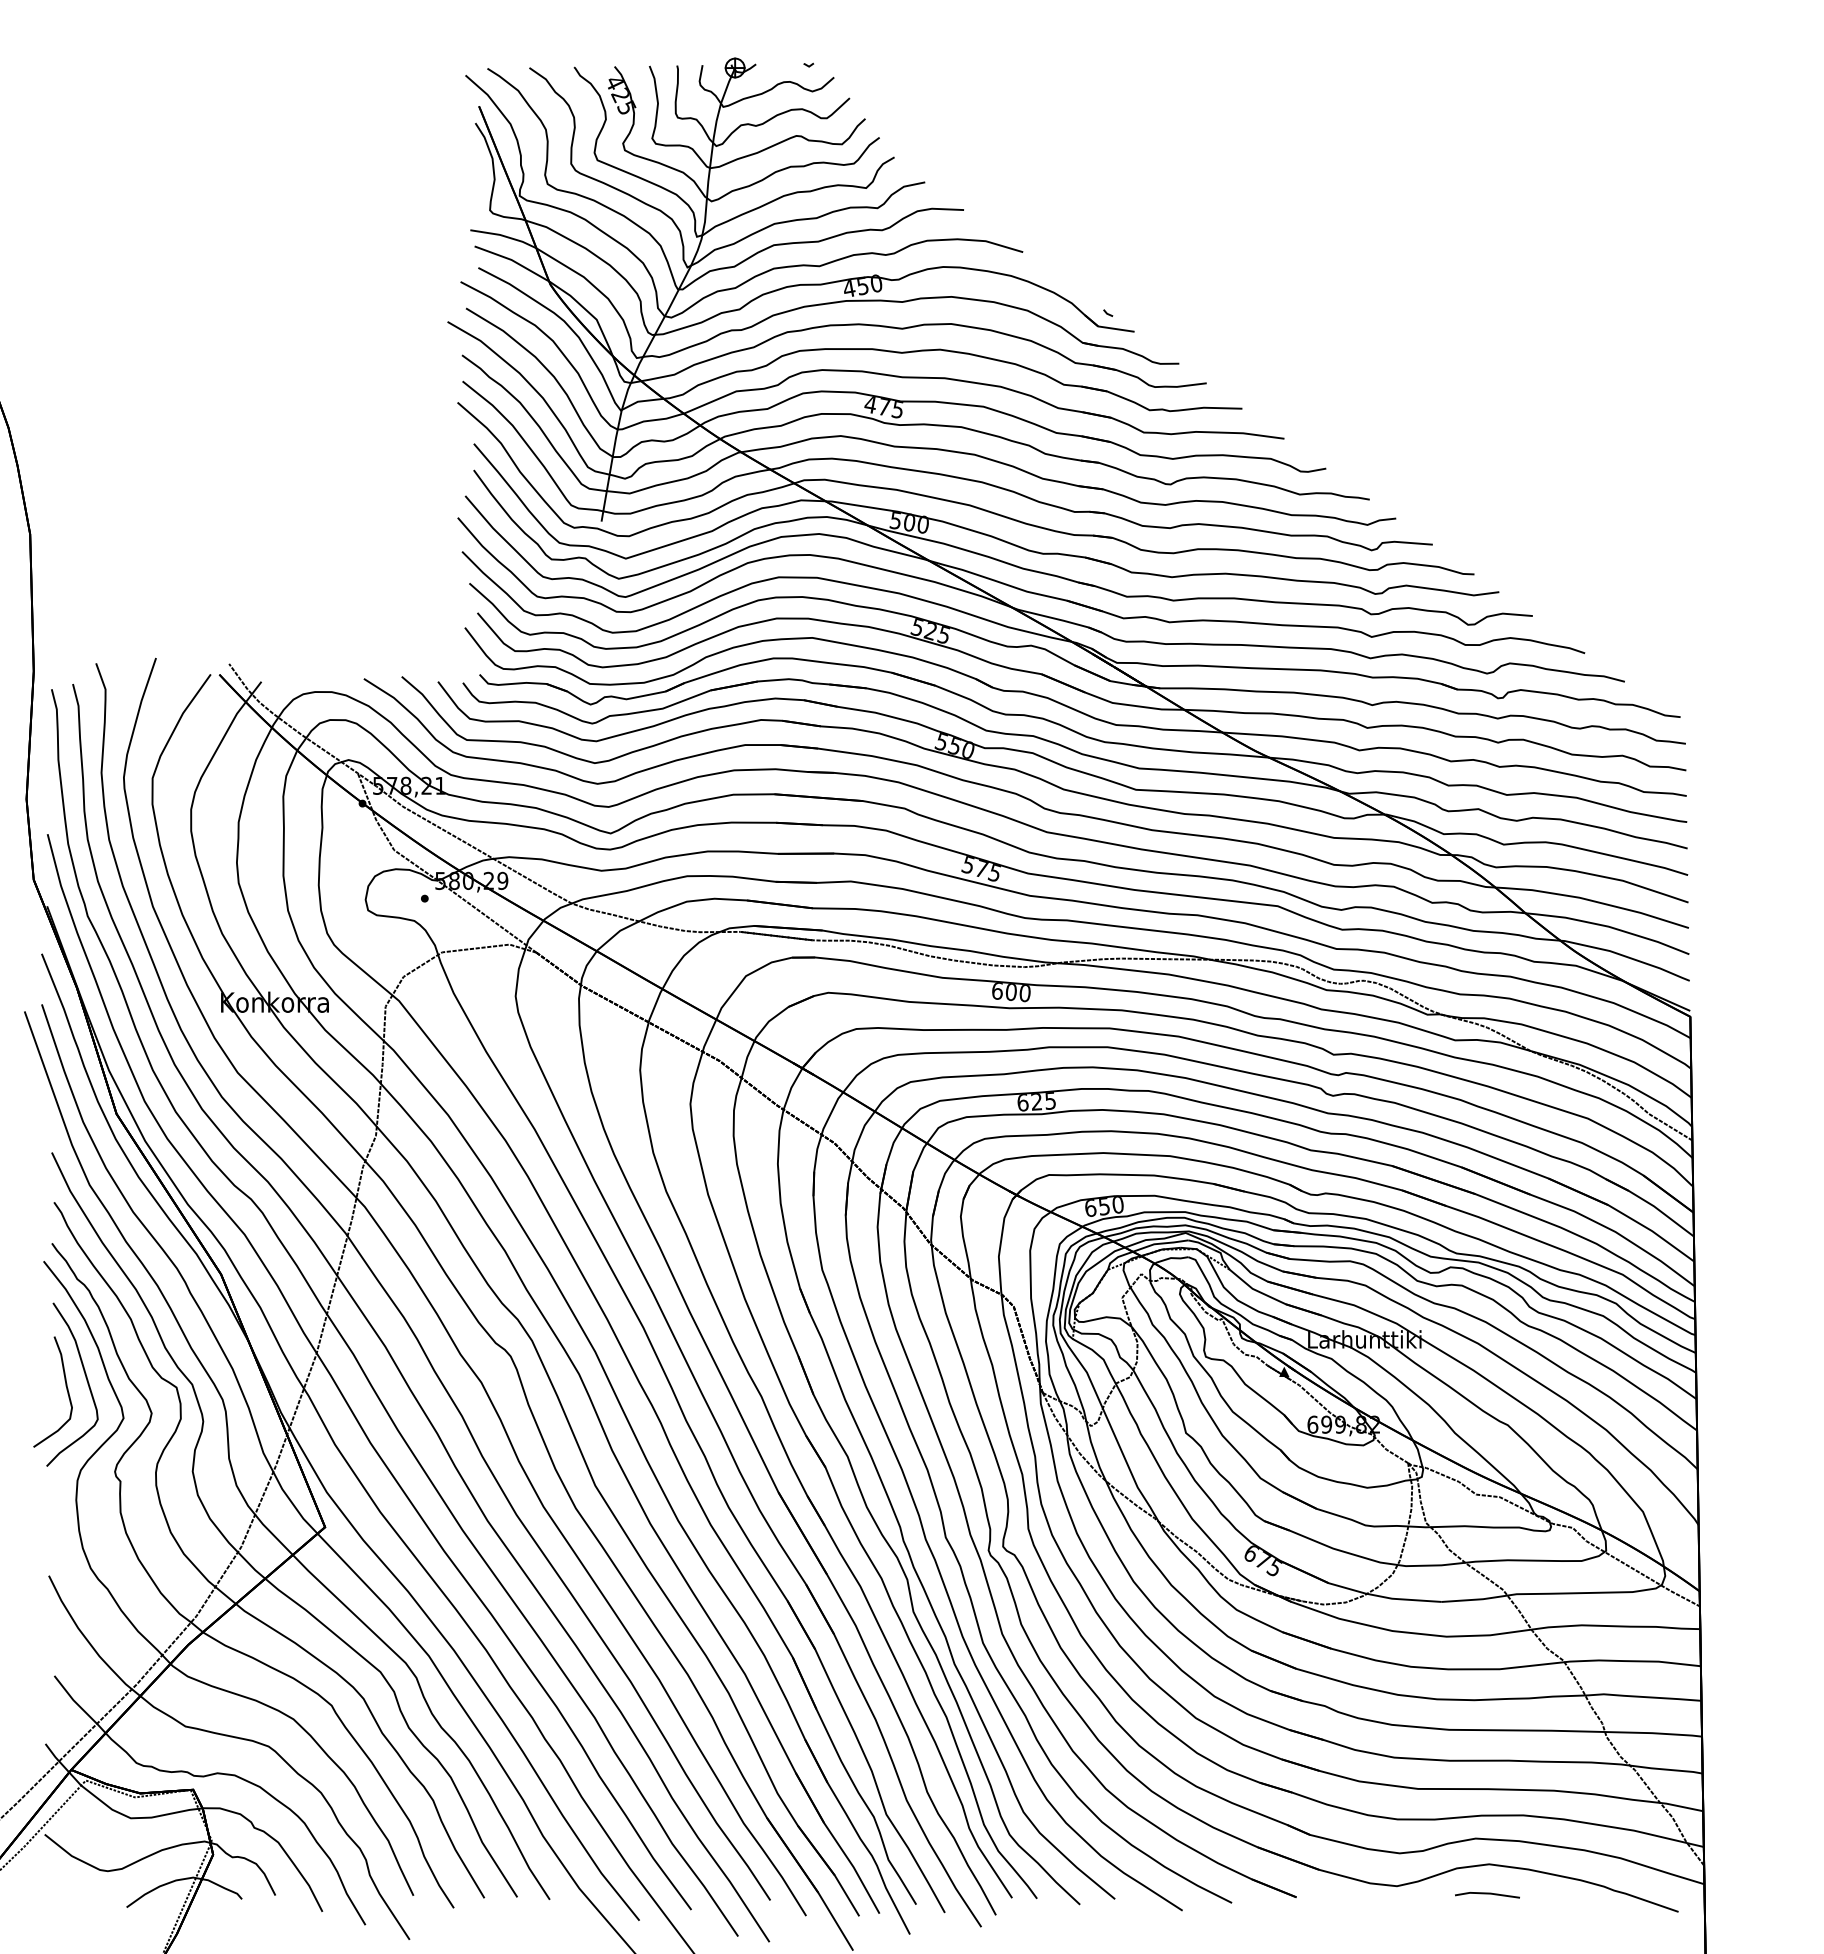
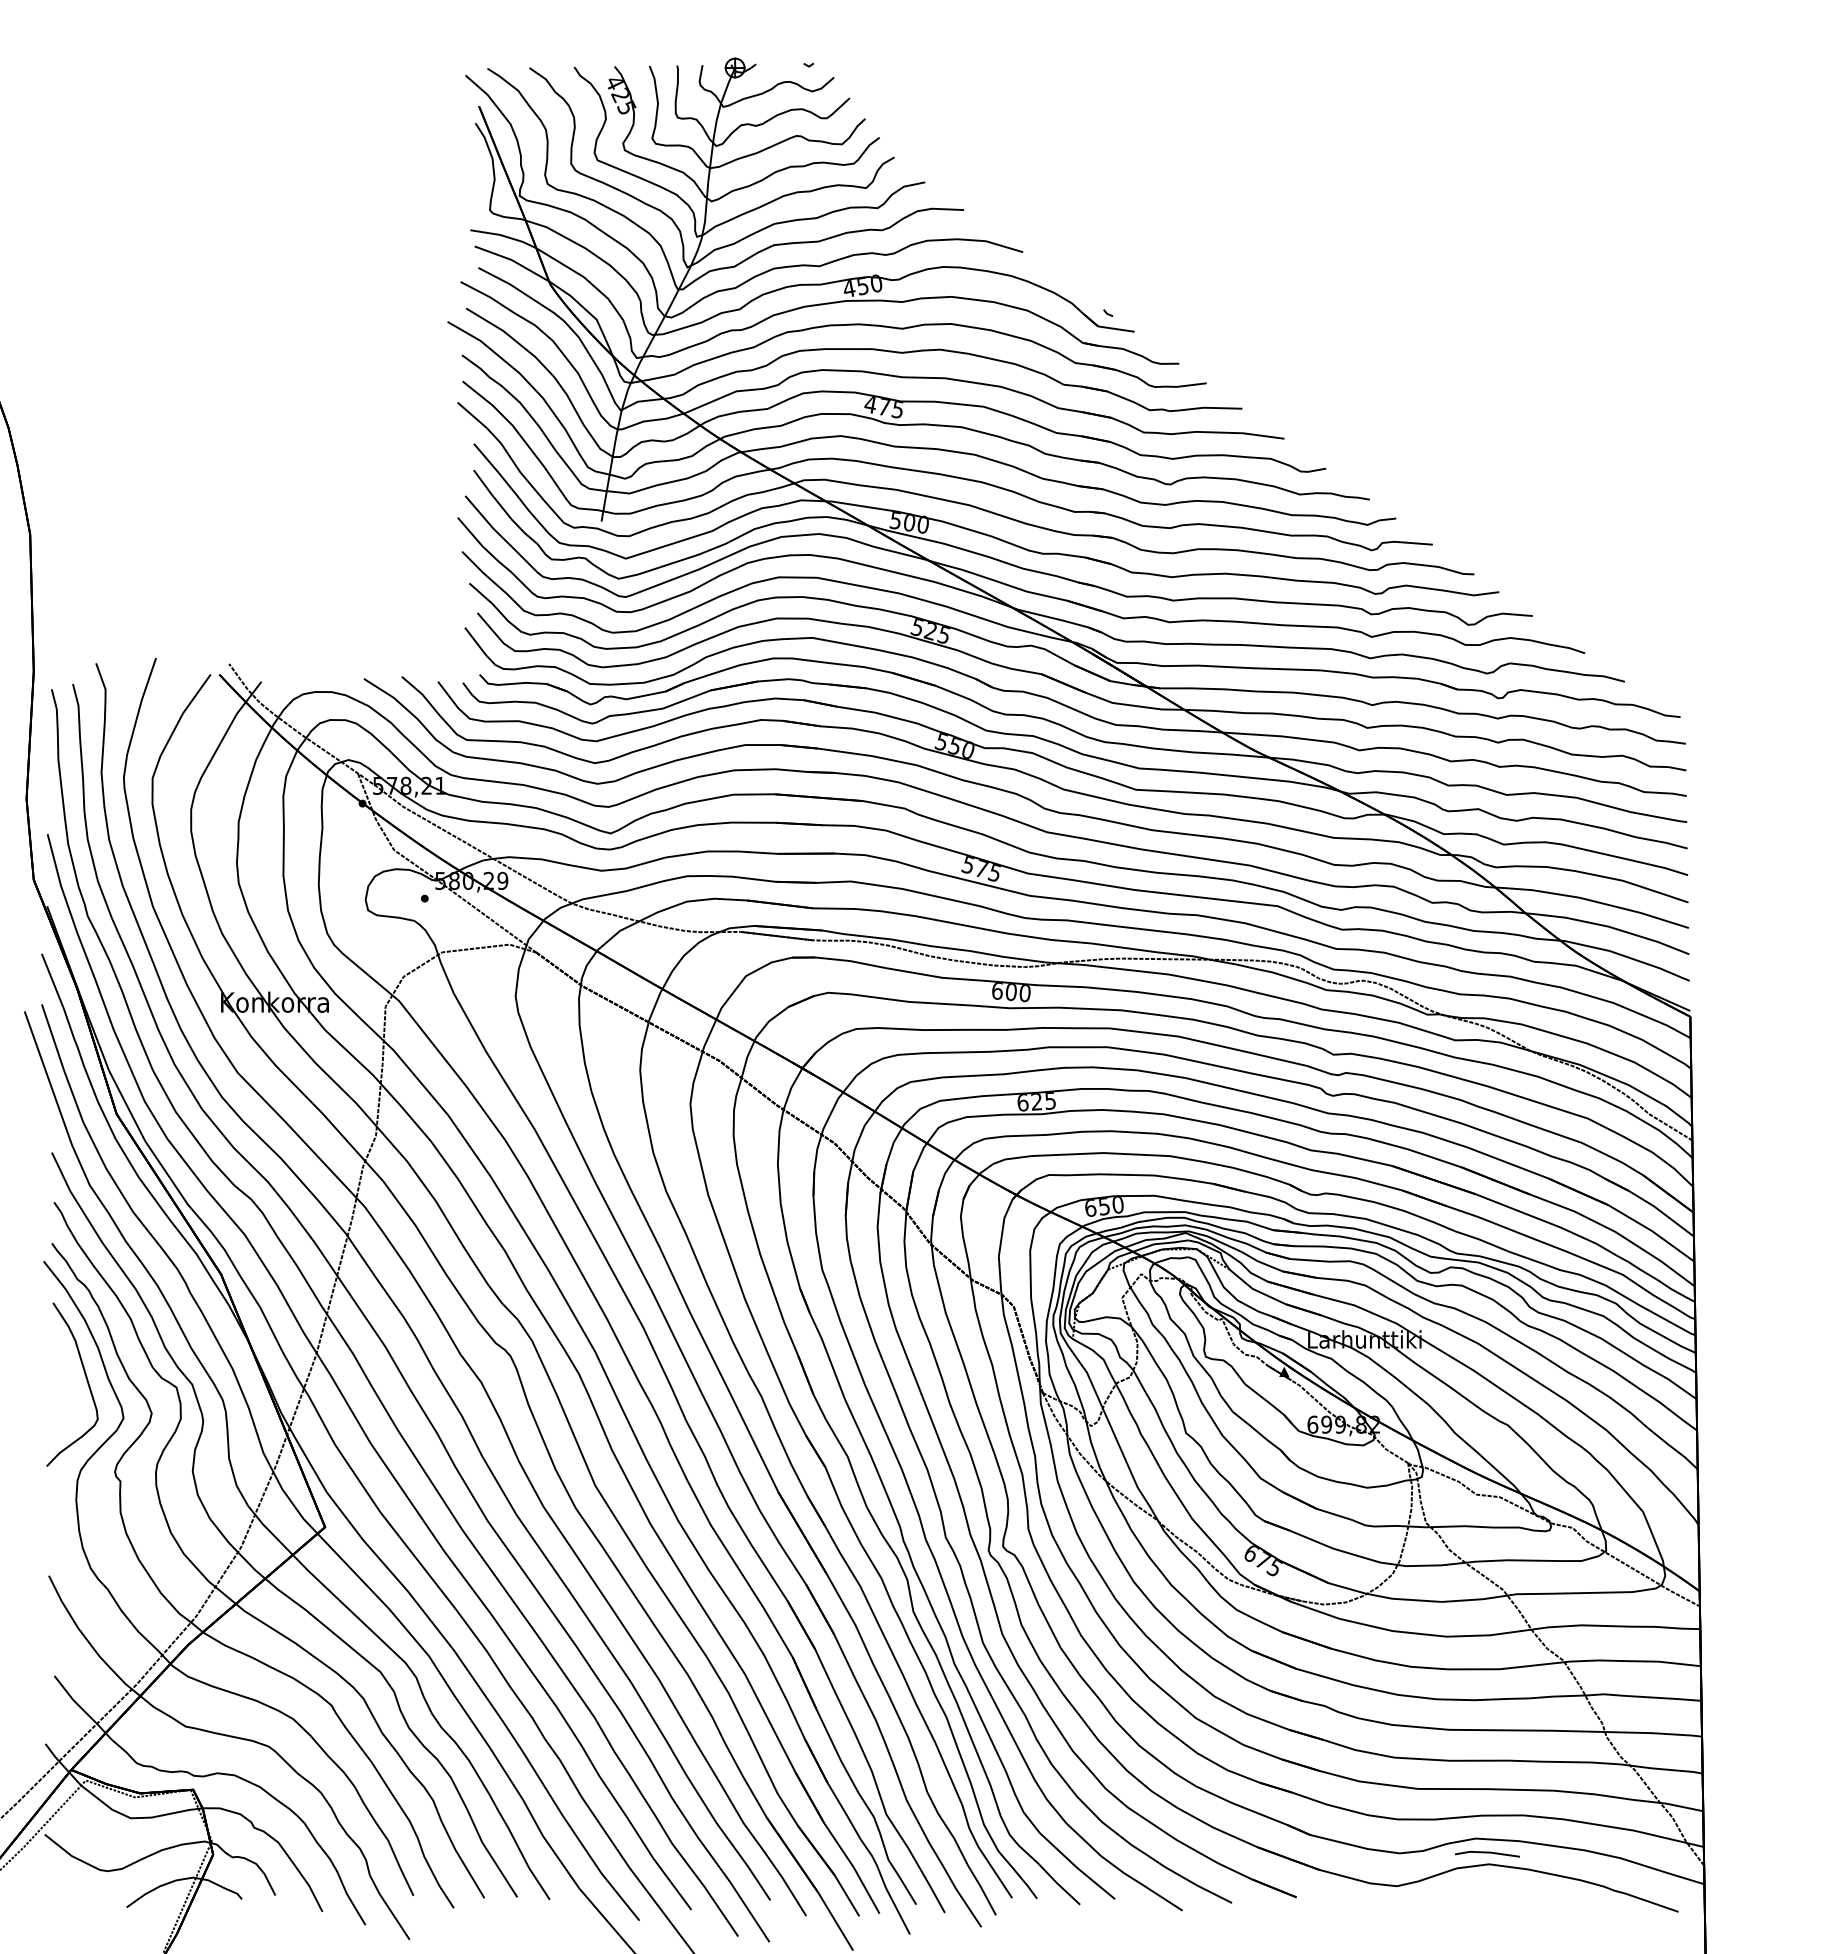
curve: present -> none (65, 1386)
line position: (1487, 1894) -> (1487, 1853) (1487, 1853)
